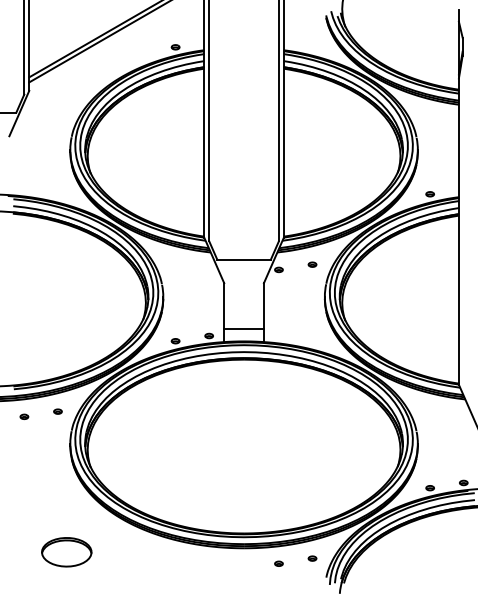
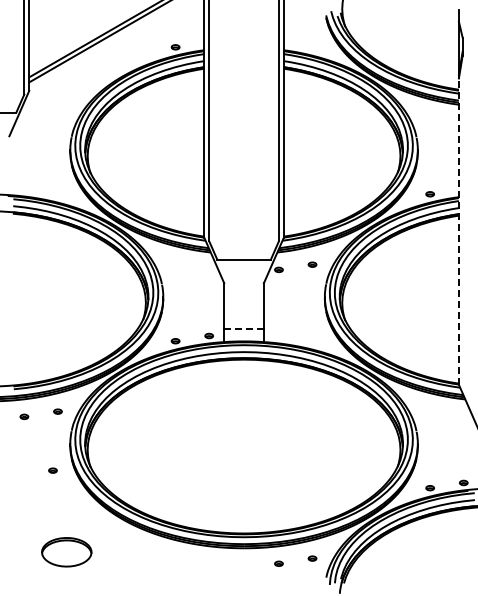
line: solid -> dashed (458, 231)
line: solid -> dashed (244, 328)
part: none -> present (52, 470)
